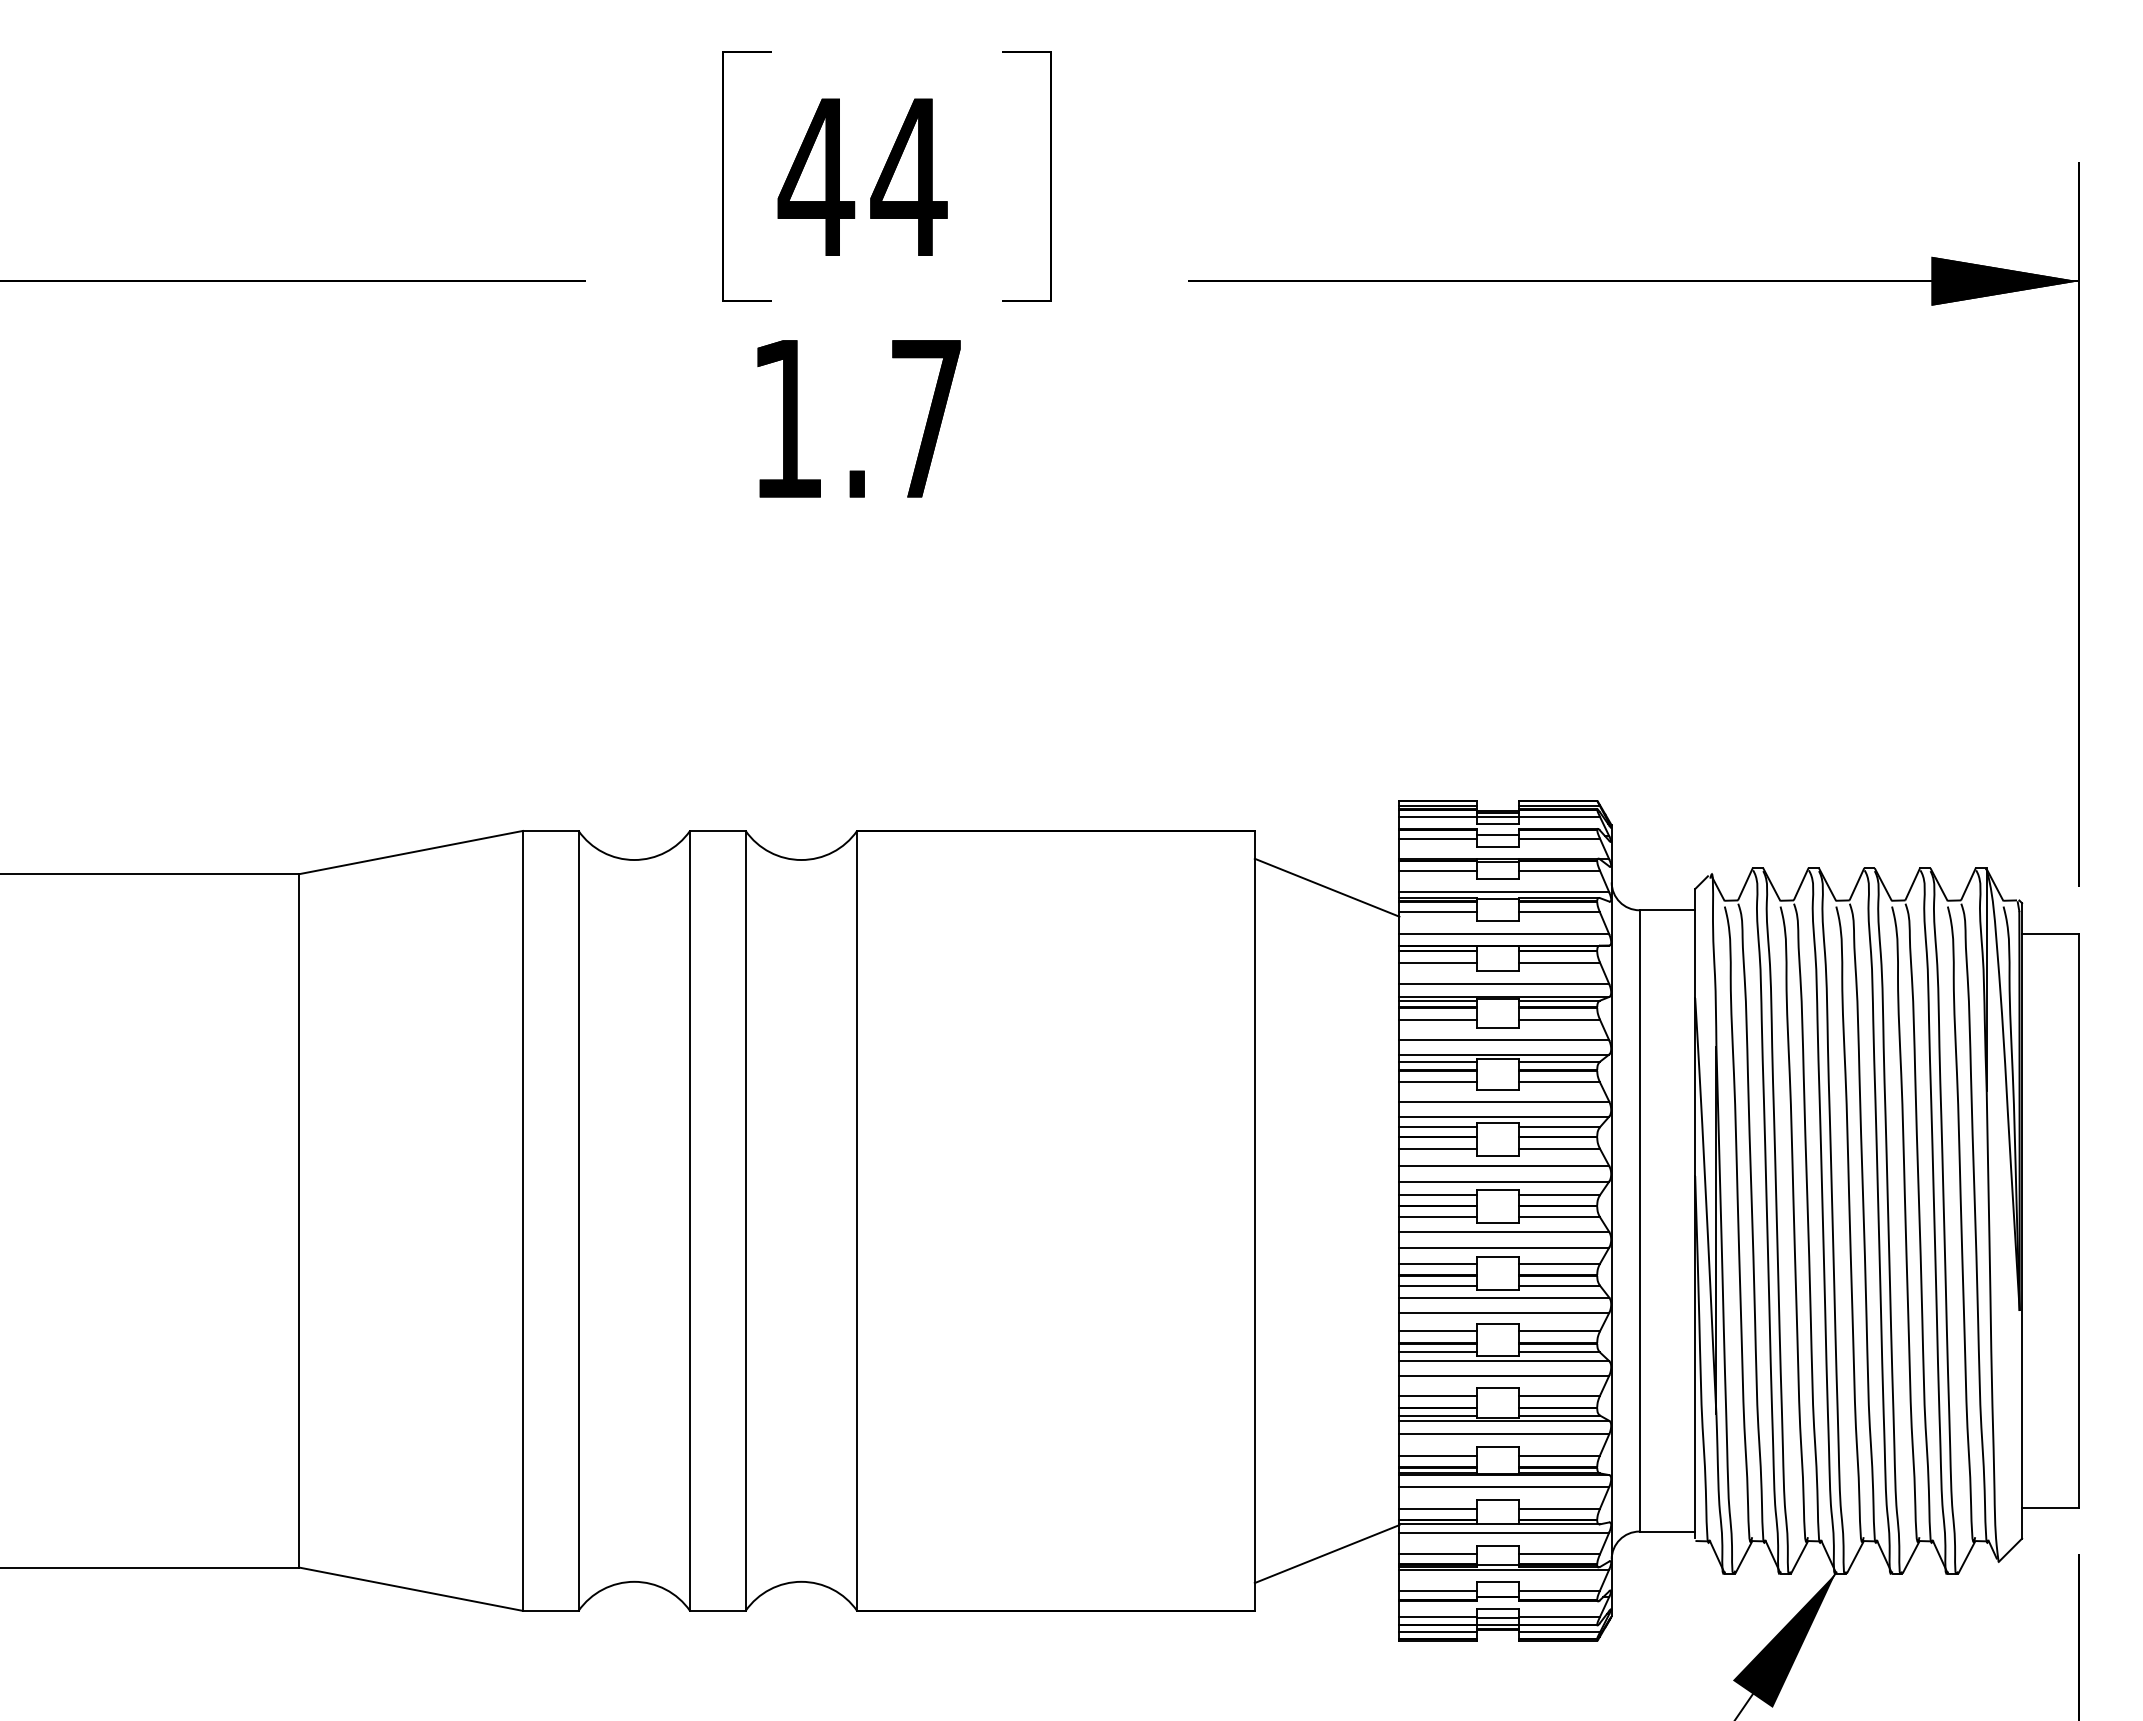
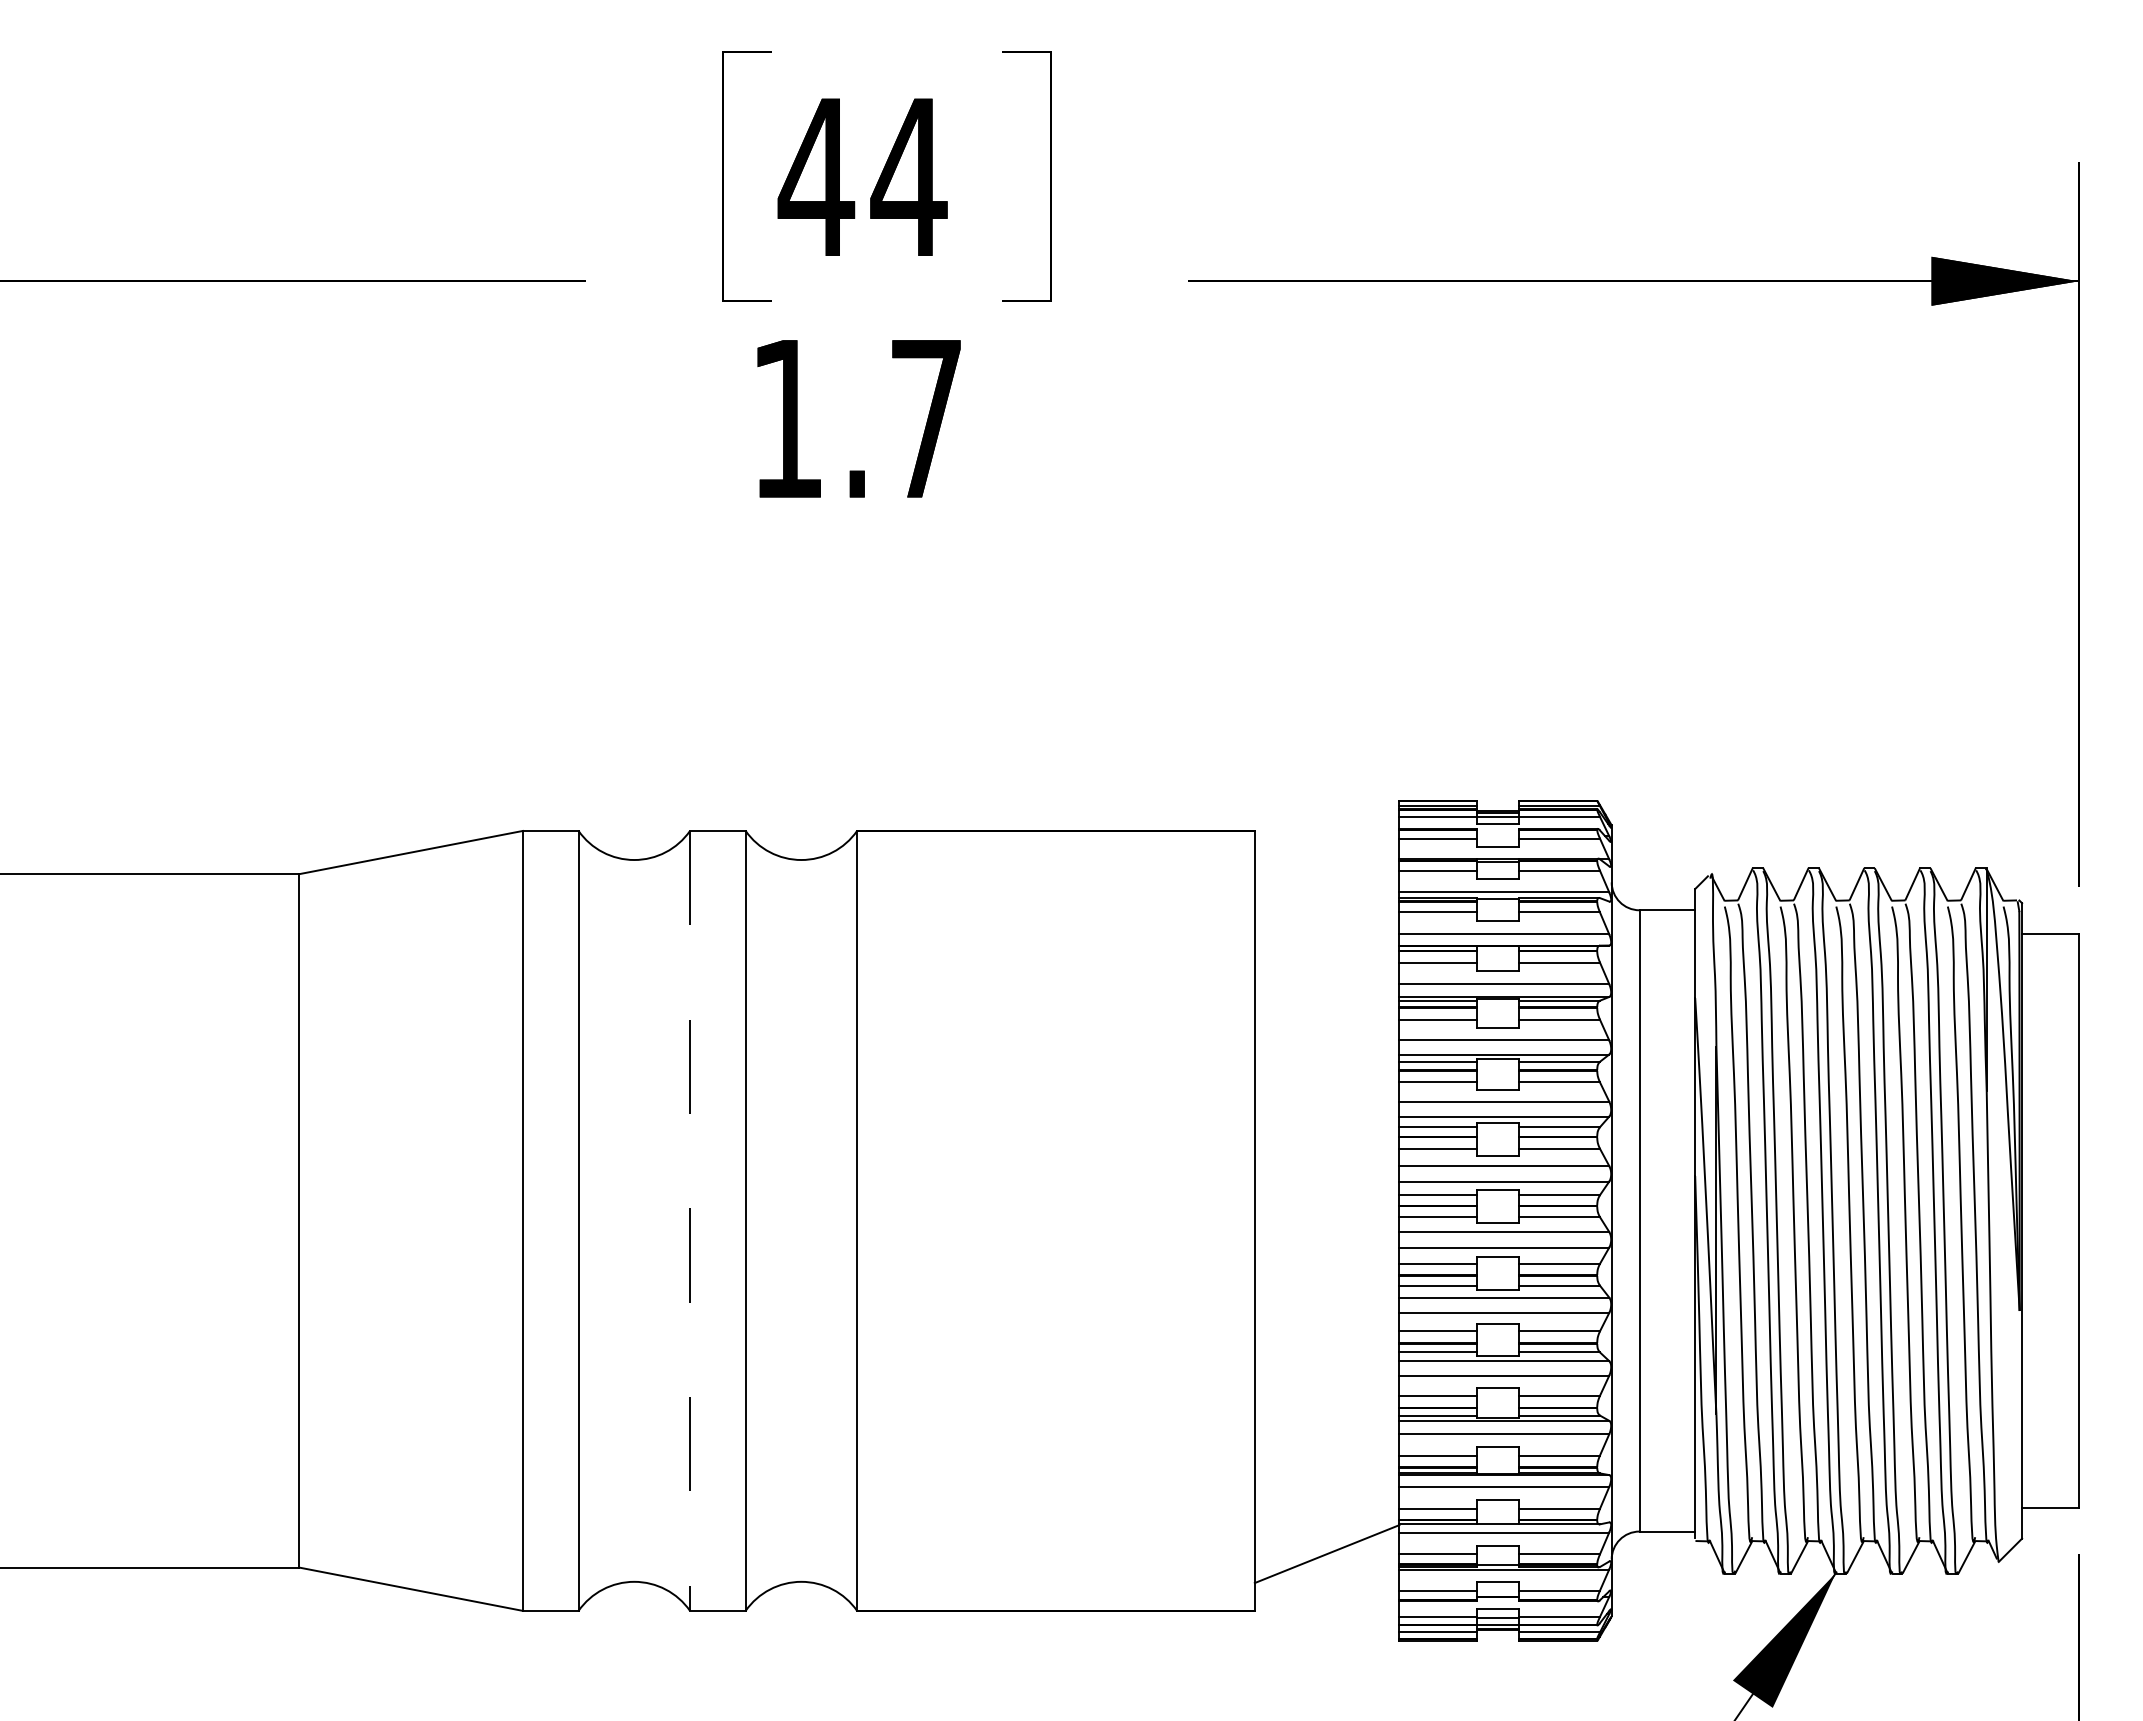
line: present -> none (1498, 834)
line: present -> none (1326, 887)
line: solid -> dashed (689, 1220)
